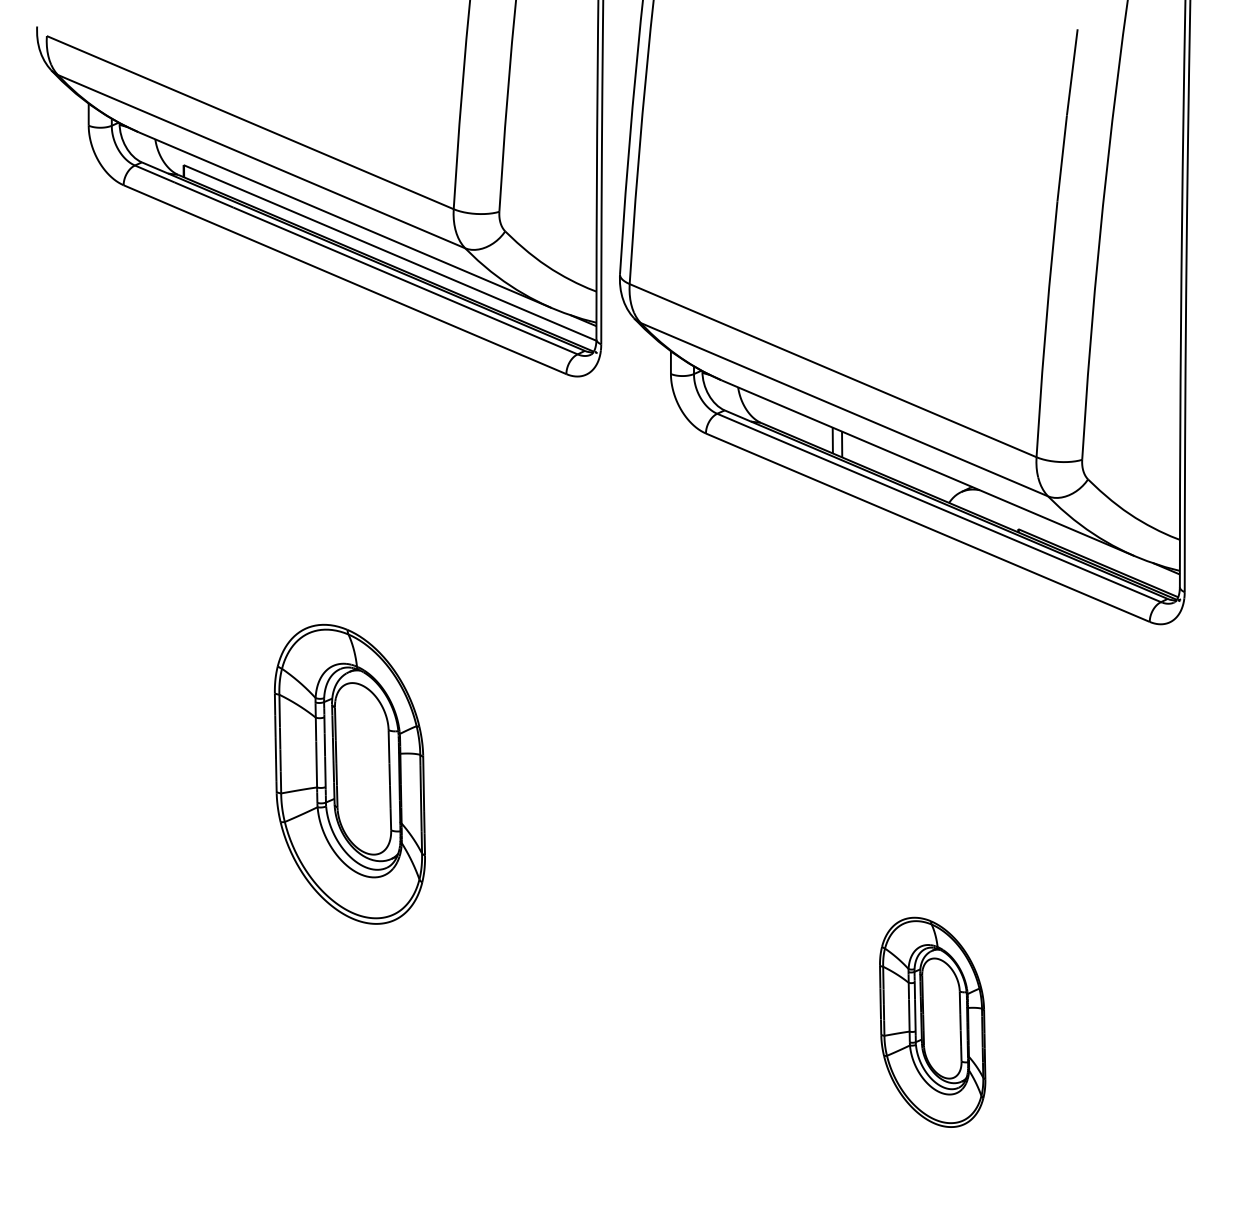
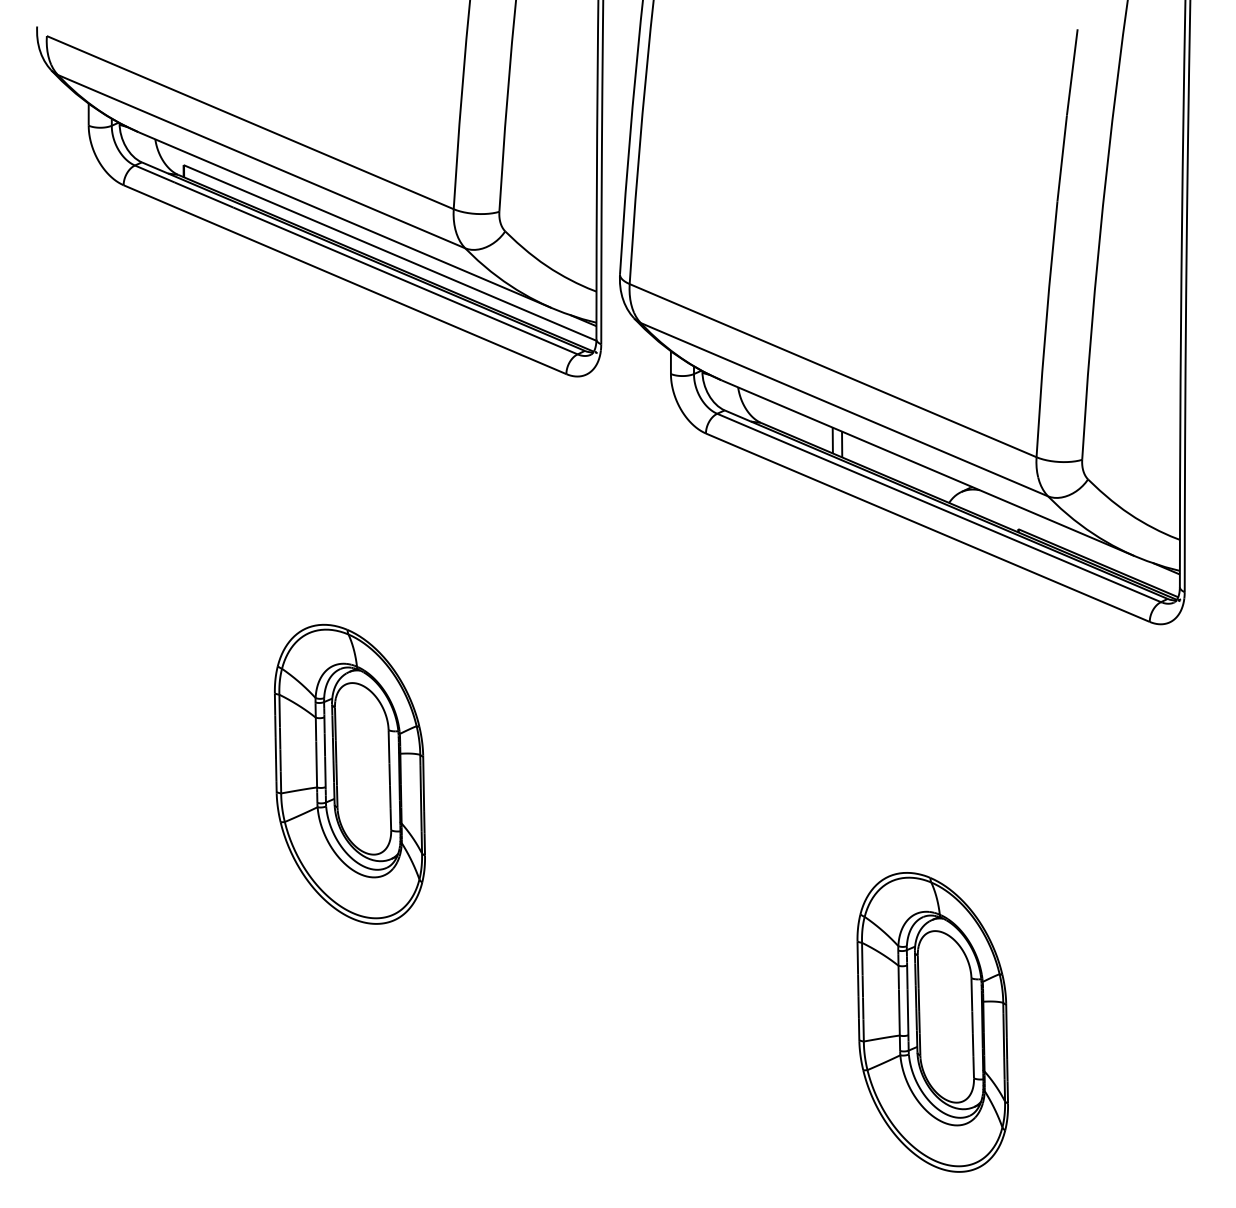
part size: 108x212 px -> 153x301 px (932, 1022)
